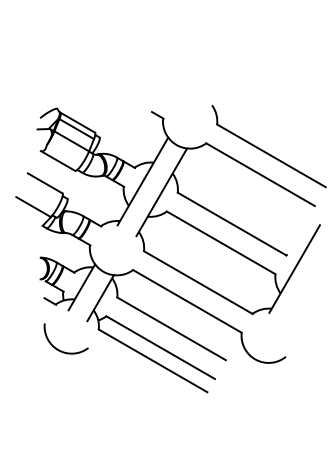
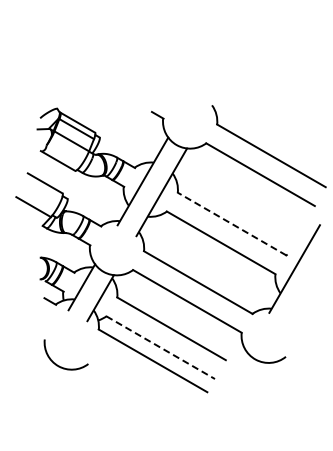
line: solid -> dashed (232, 224)
line: solid -> dashed (160, 347)
arc position: (59, 349) -> (59, 365) (59, 365)
